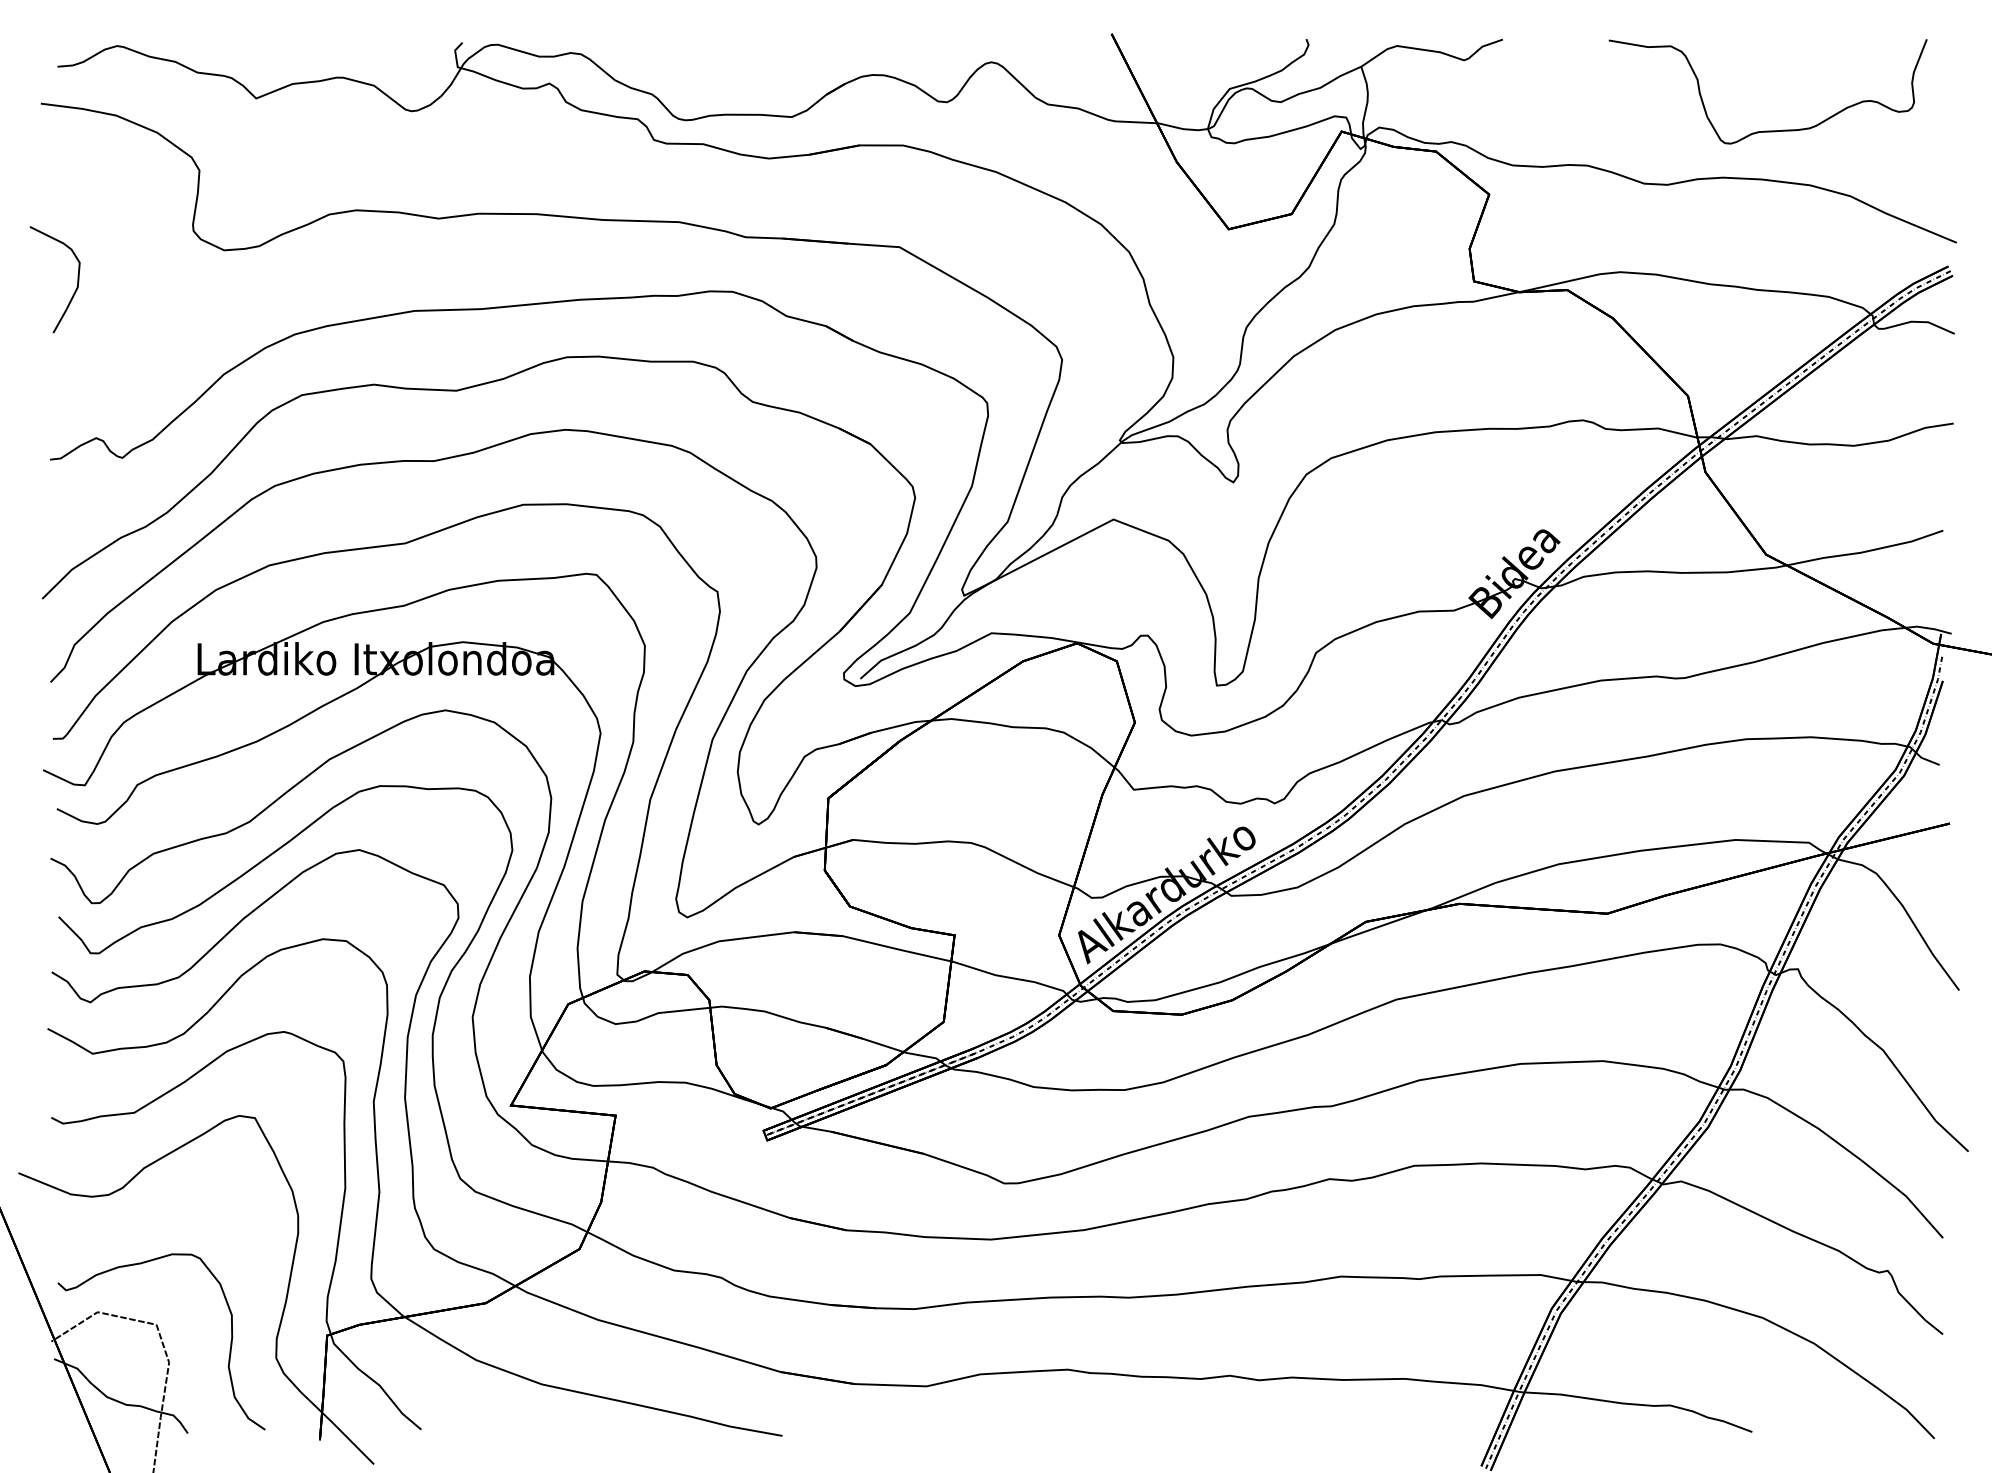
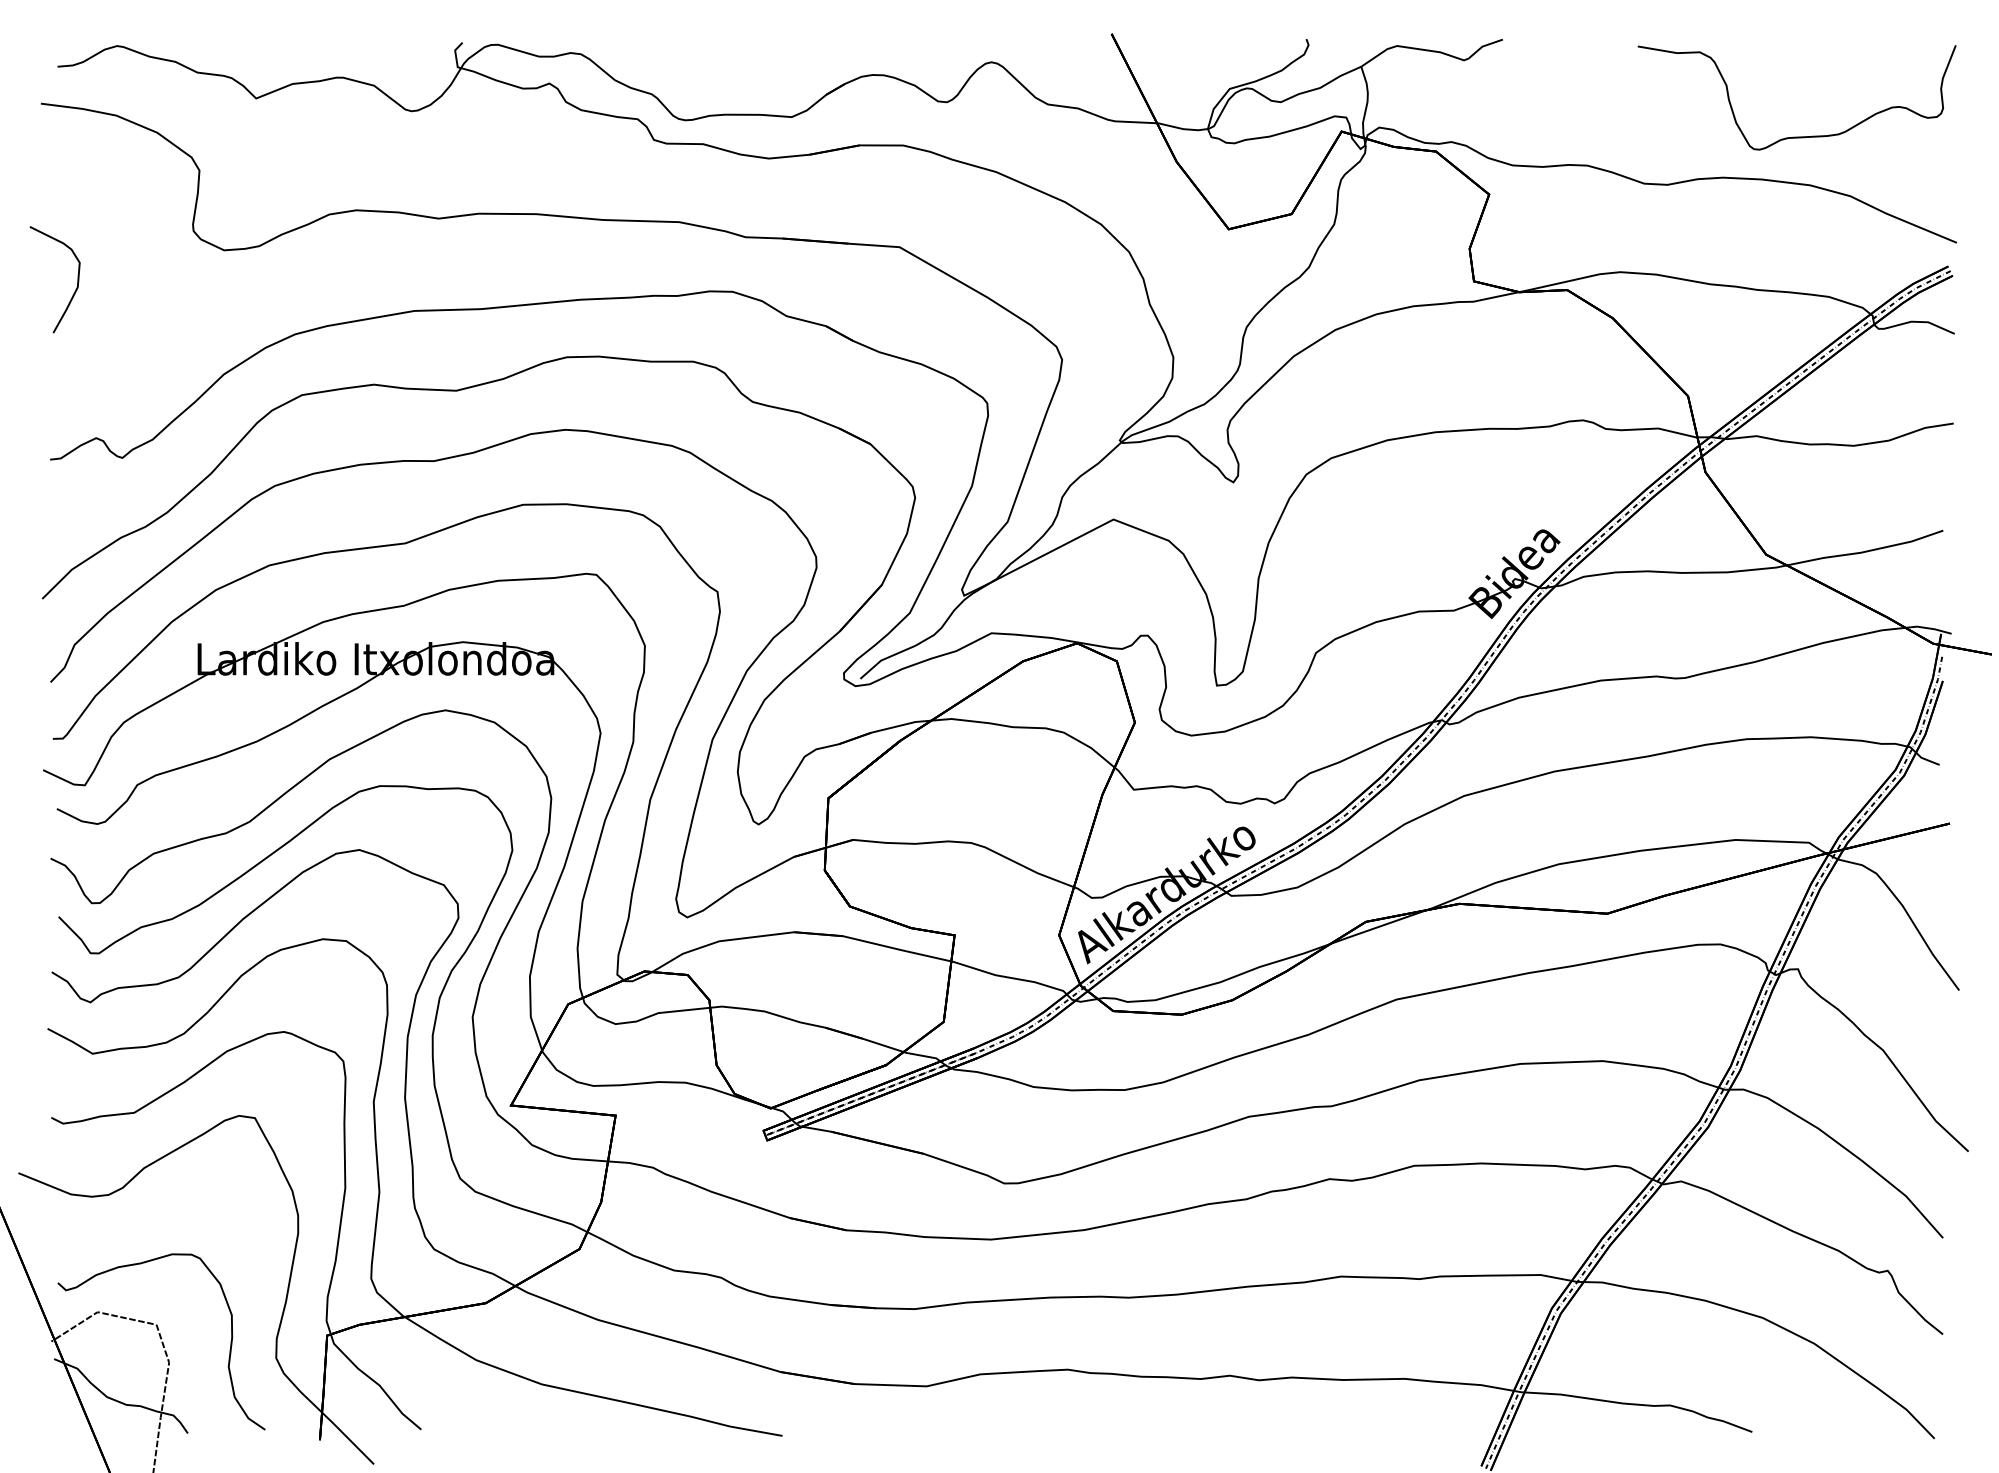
curve position: (1767, 130) -> (1796, 136) (1796, 136)
